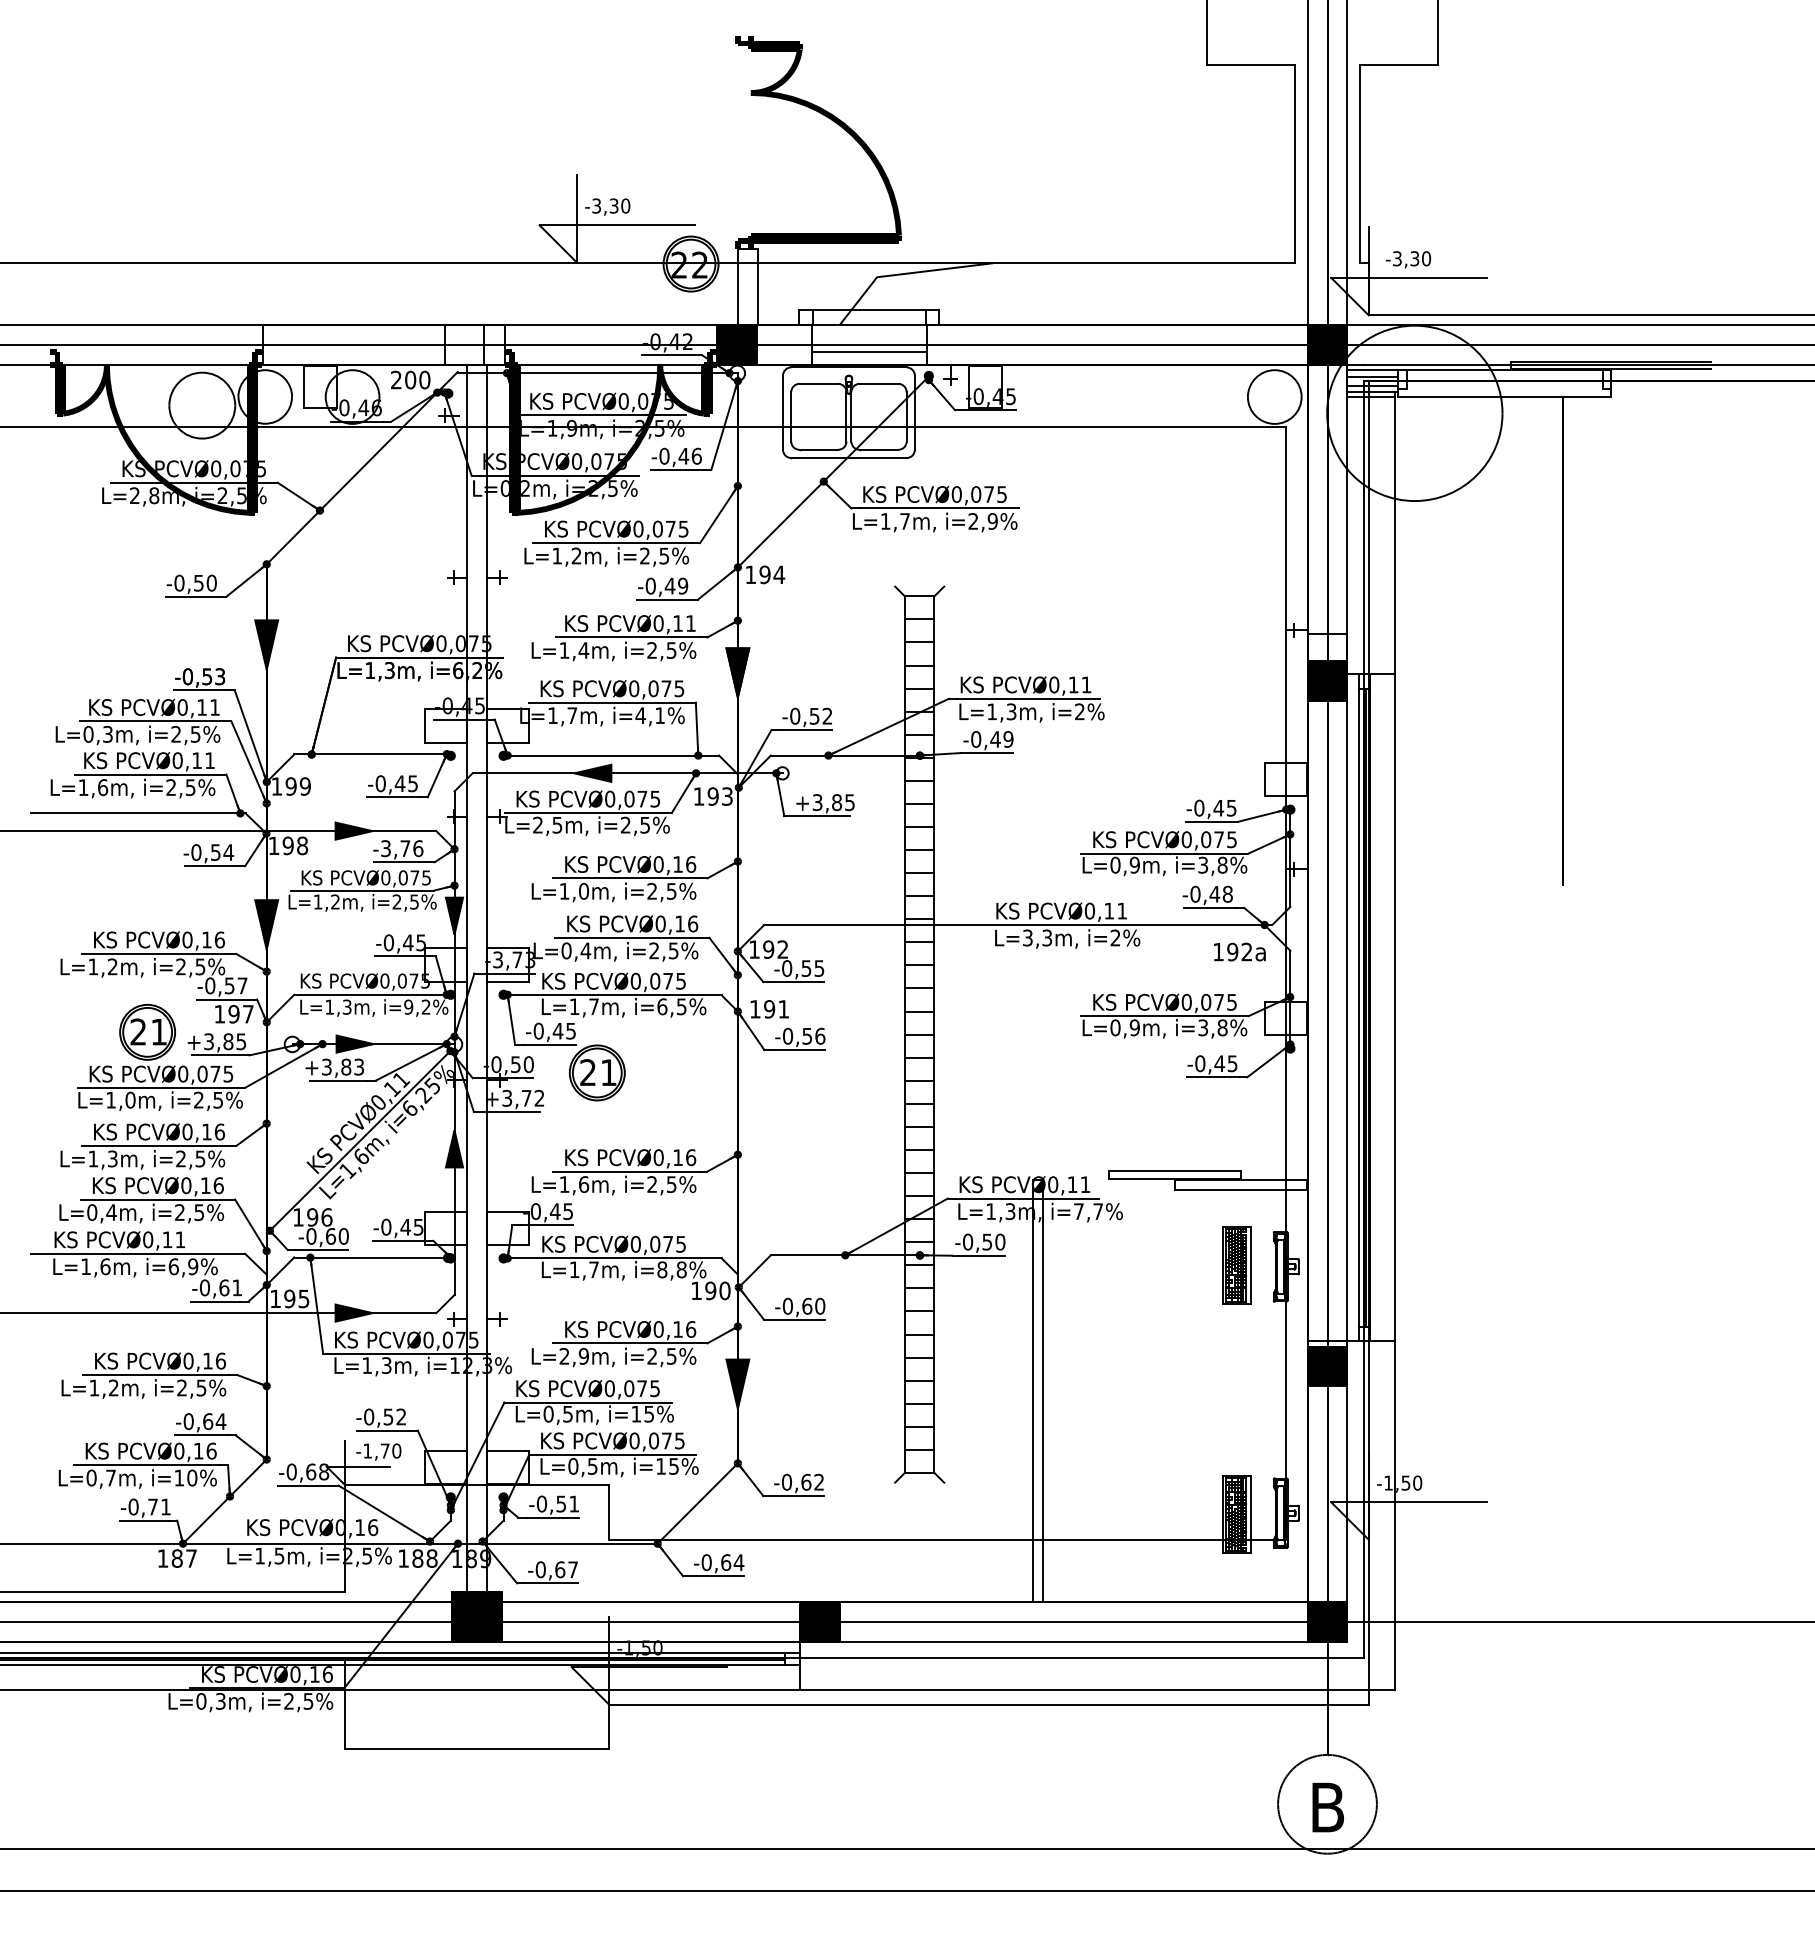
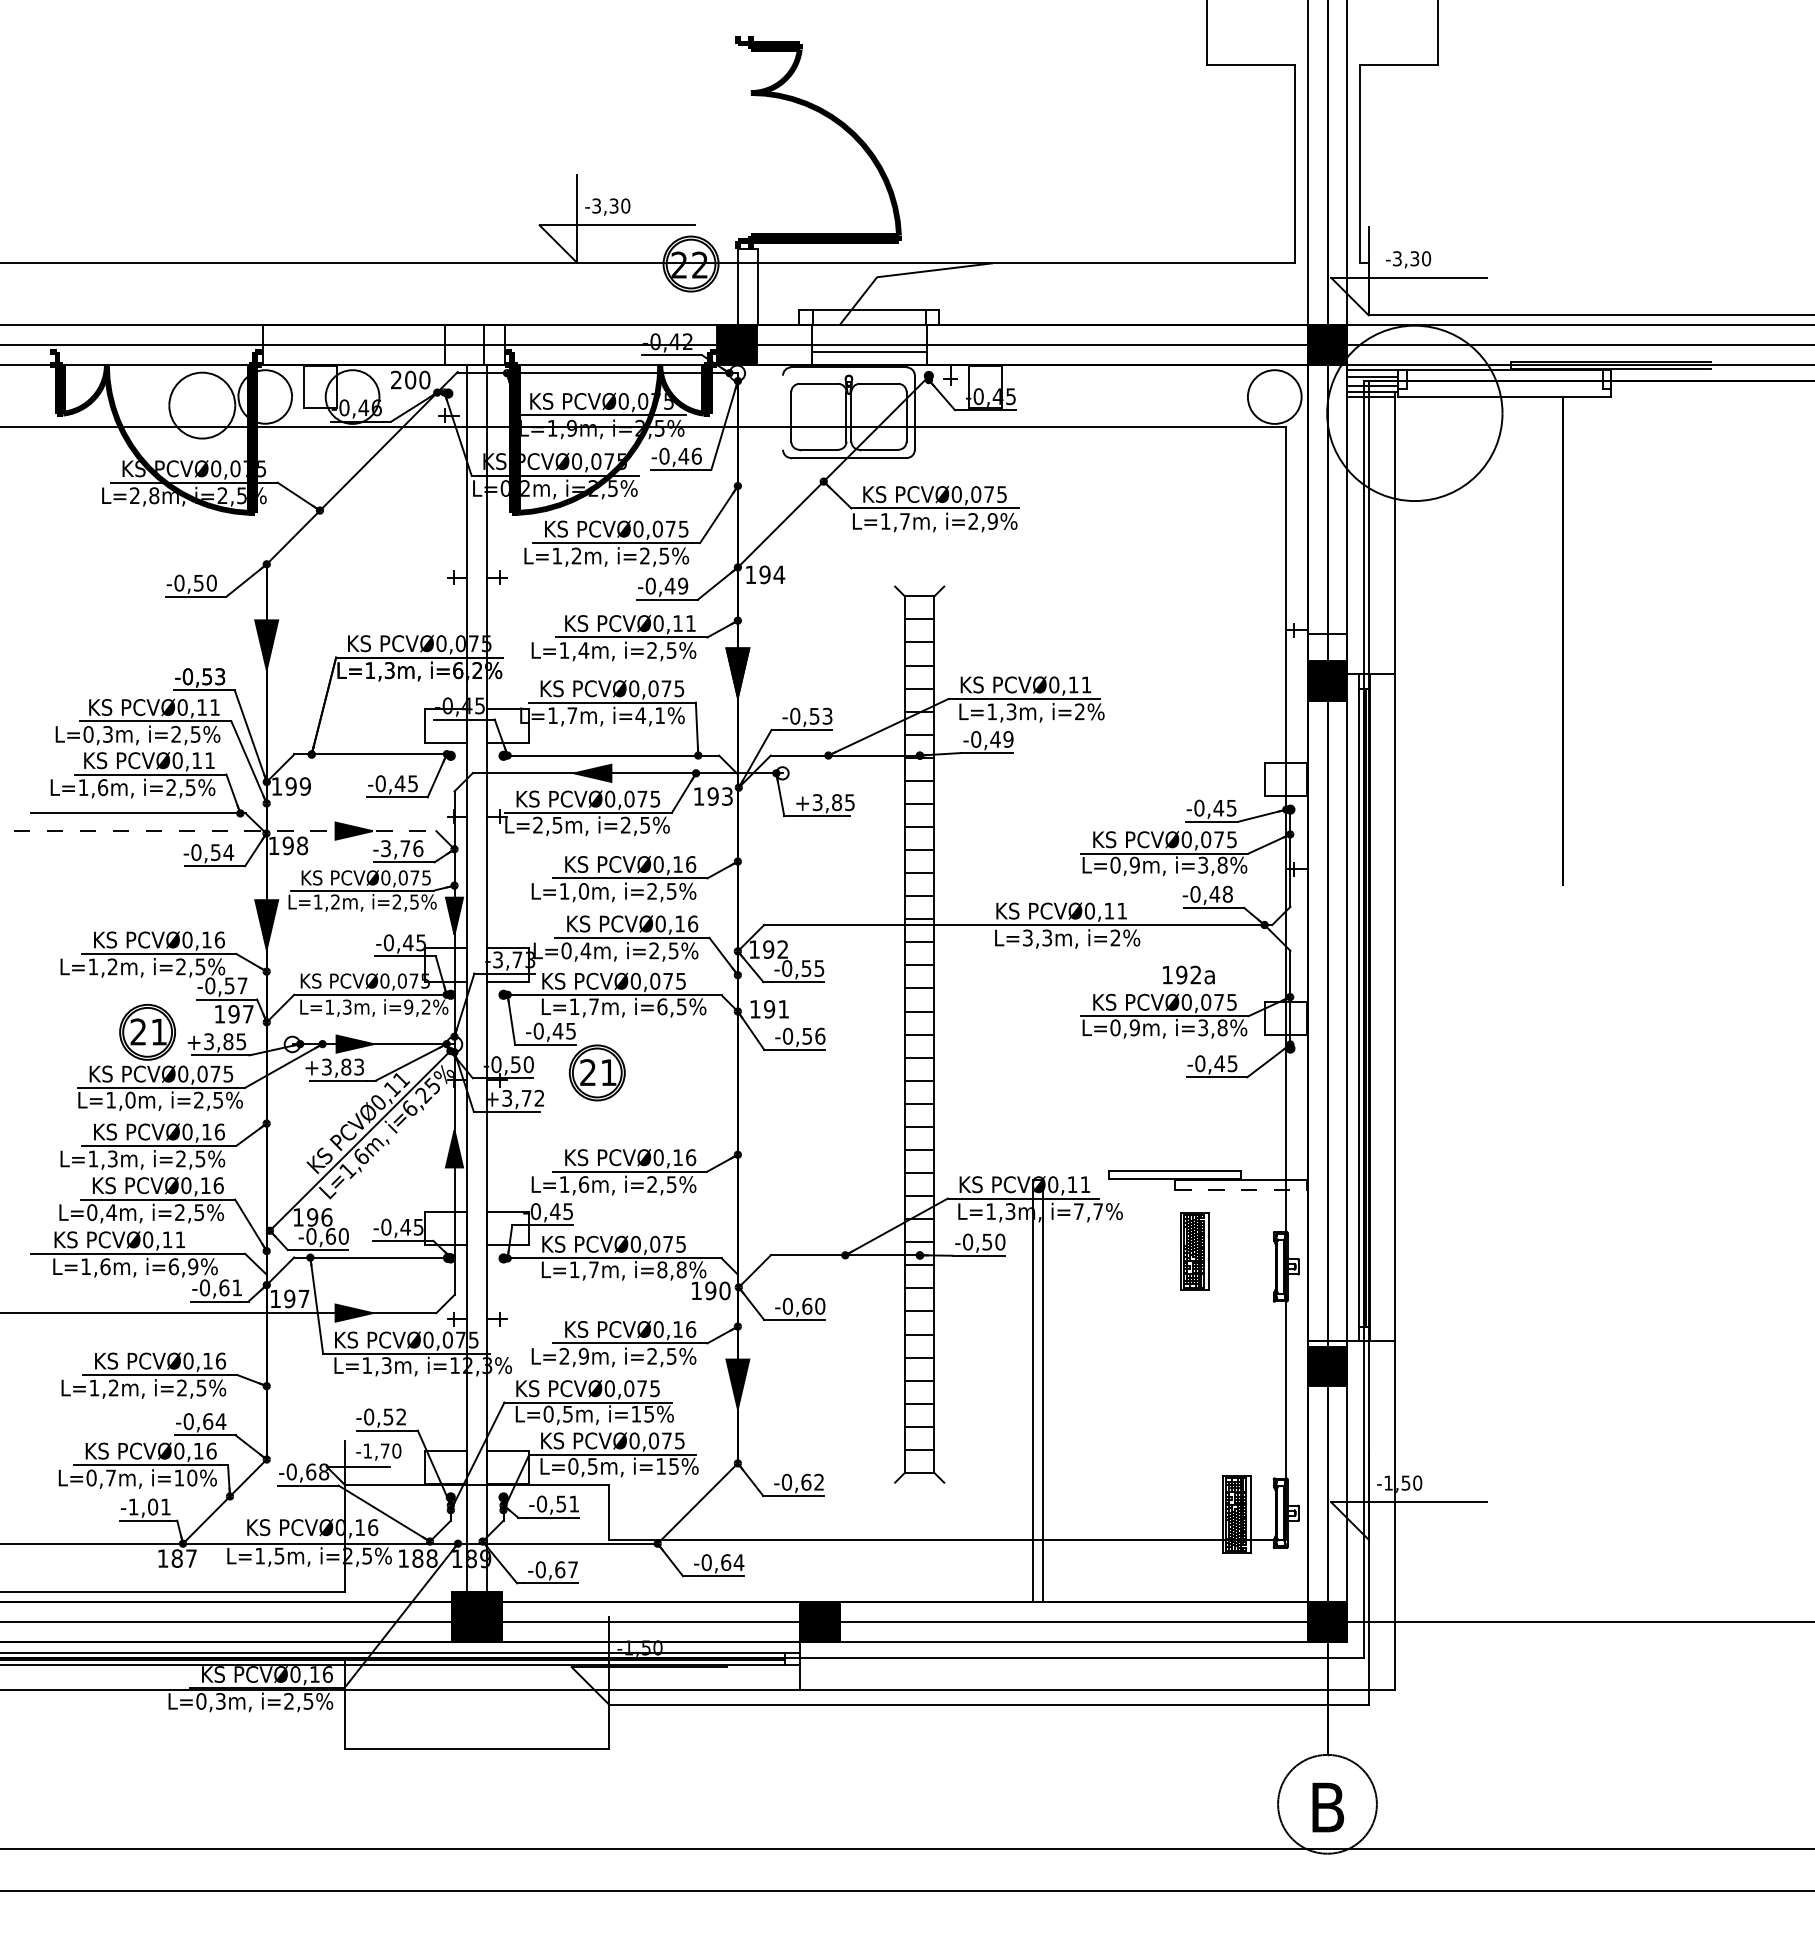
line: present -> none (783, 412)
text: -0,52 -> -0,53 (827, 716)
line: solid -> dashed (218, 831)
text position: (1239, 951) -> (1188, 974) (1188, 974)
line: solid -> dashed (1240, 1189)
part position: (1236, 1265) -> (1194, 1251) (1194, 1251)
text: 195 -> 197 (303, 1299)
text: -0,71 -> -1,01 (143, 1506)
